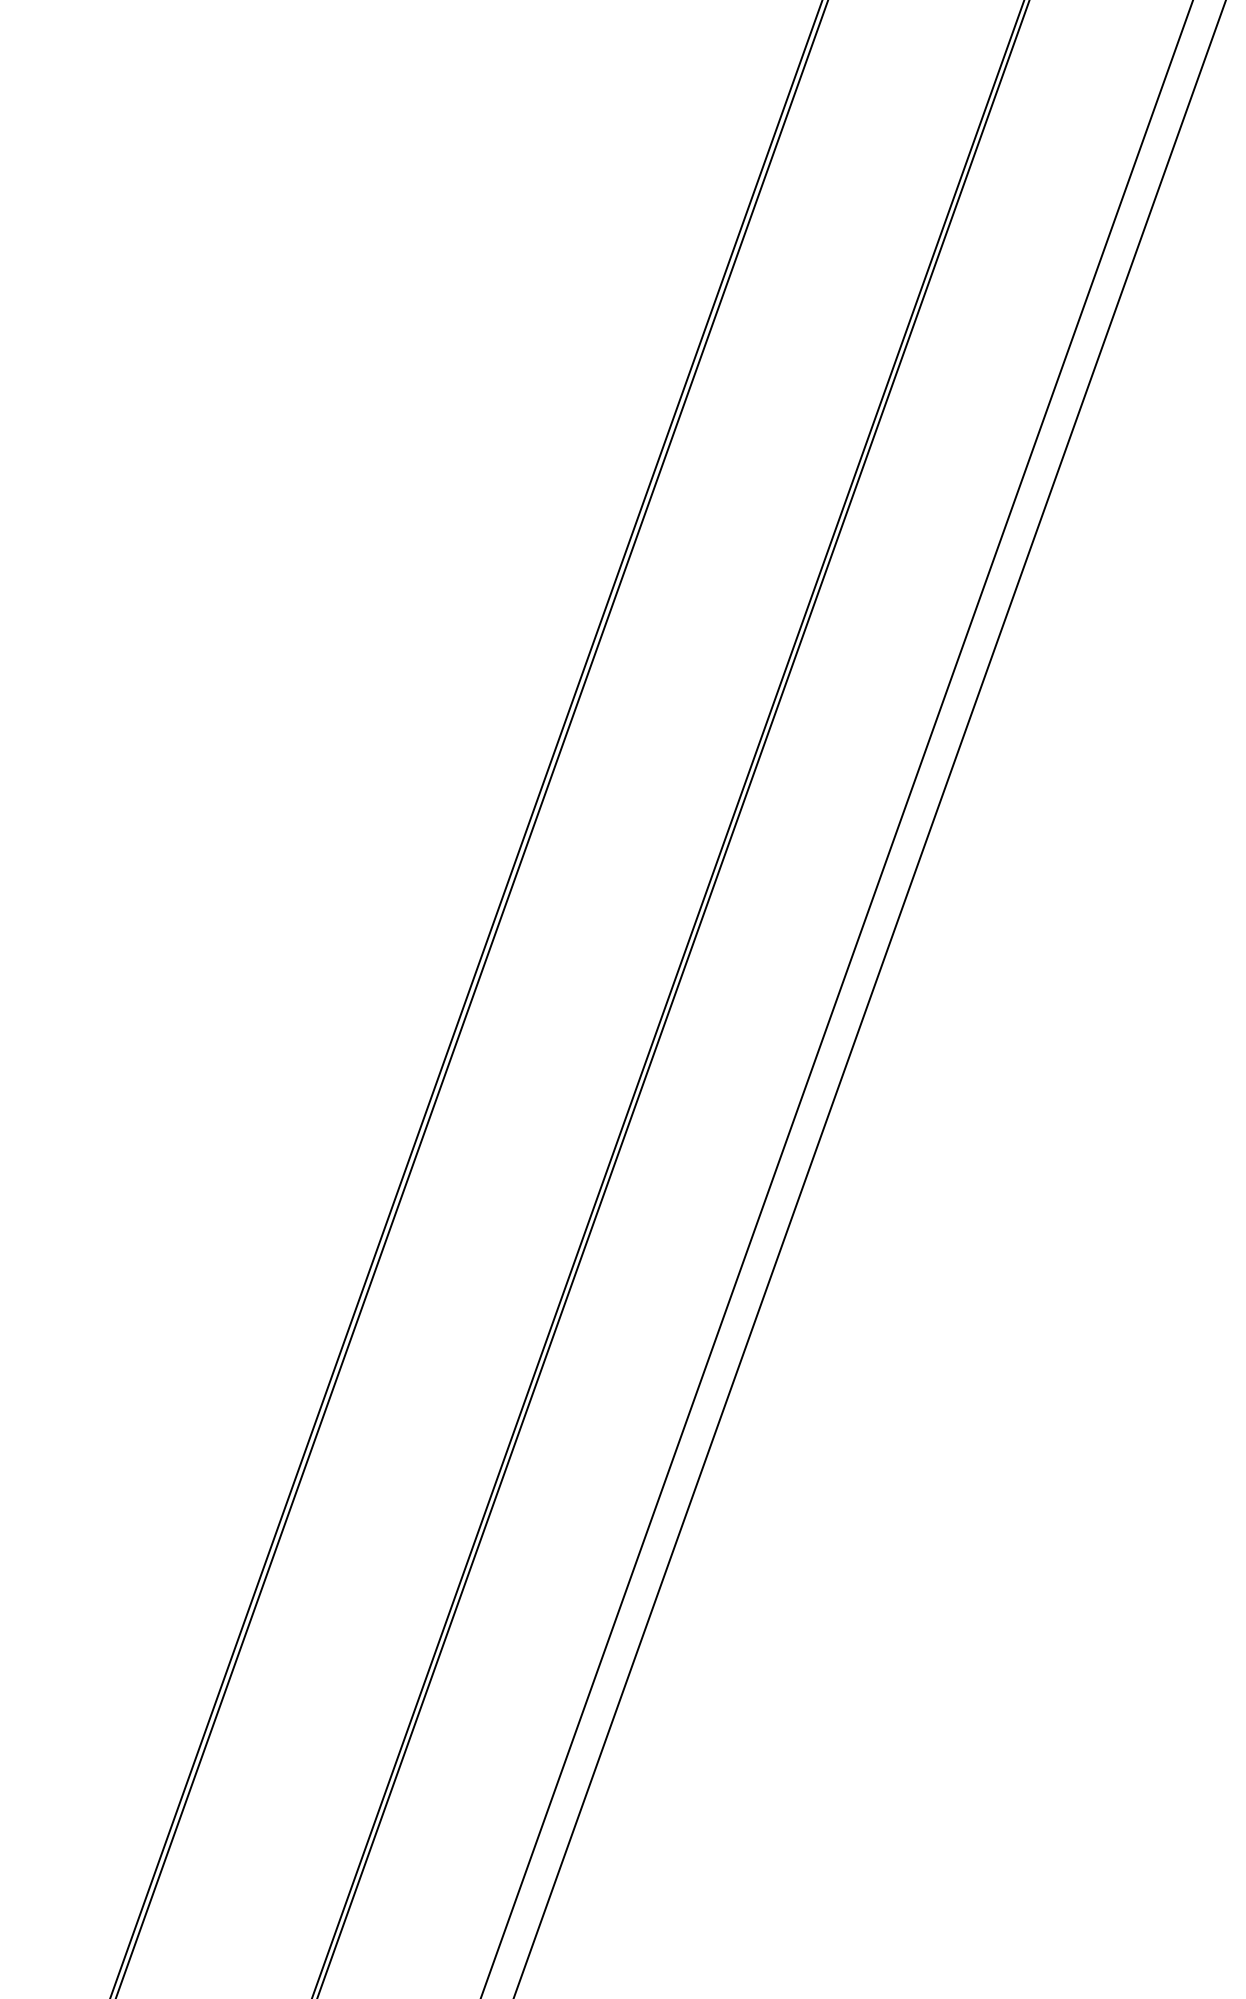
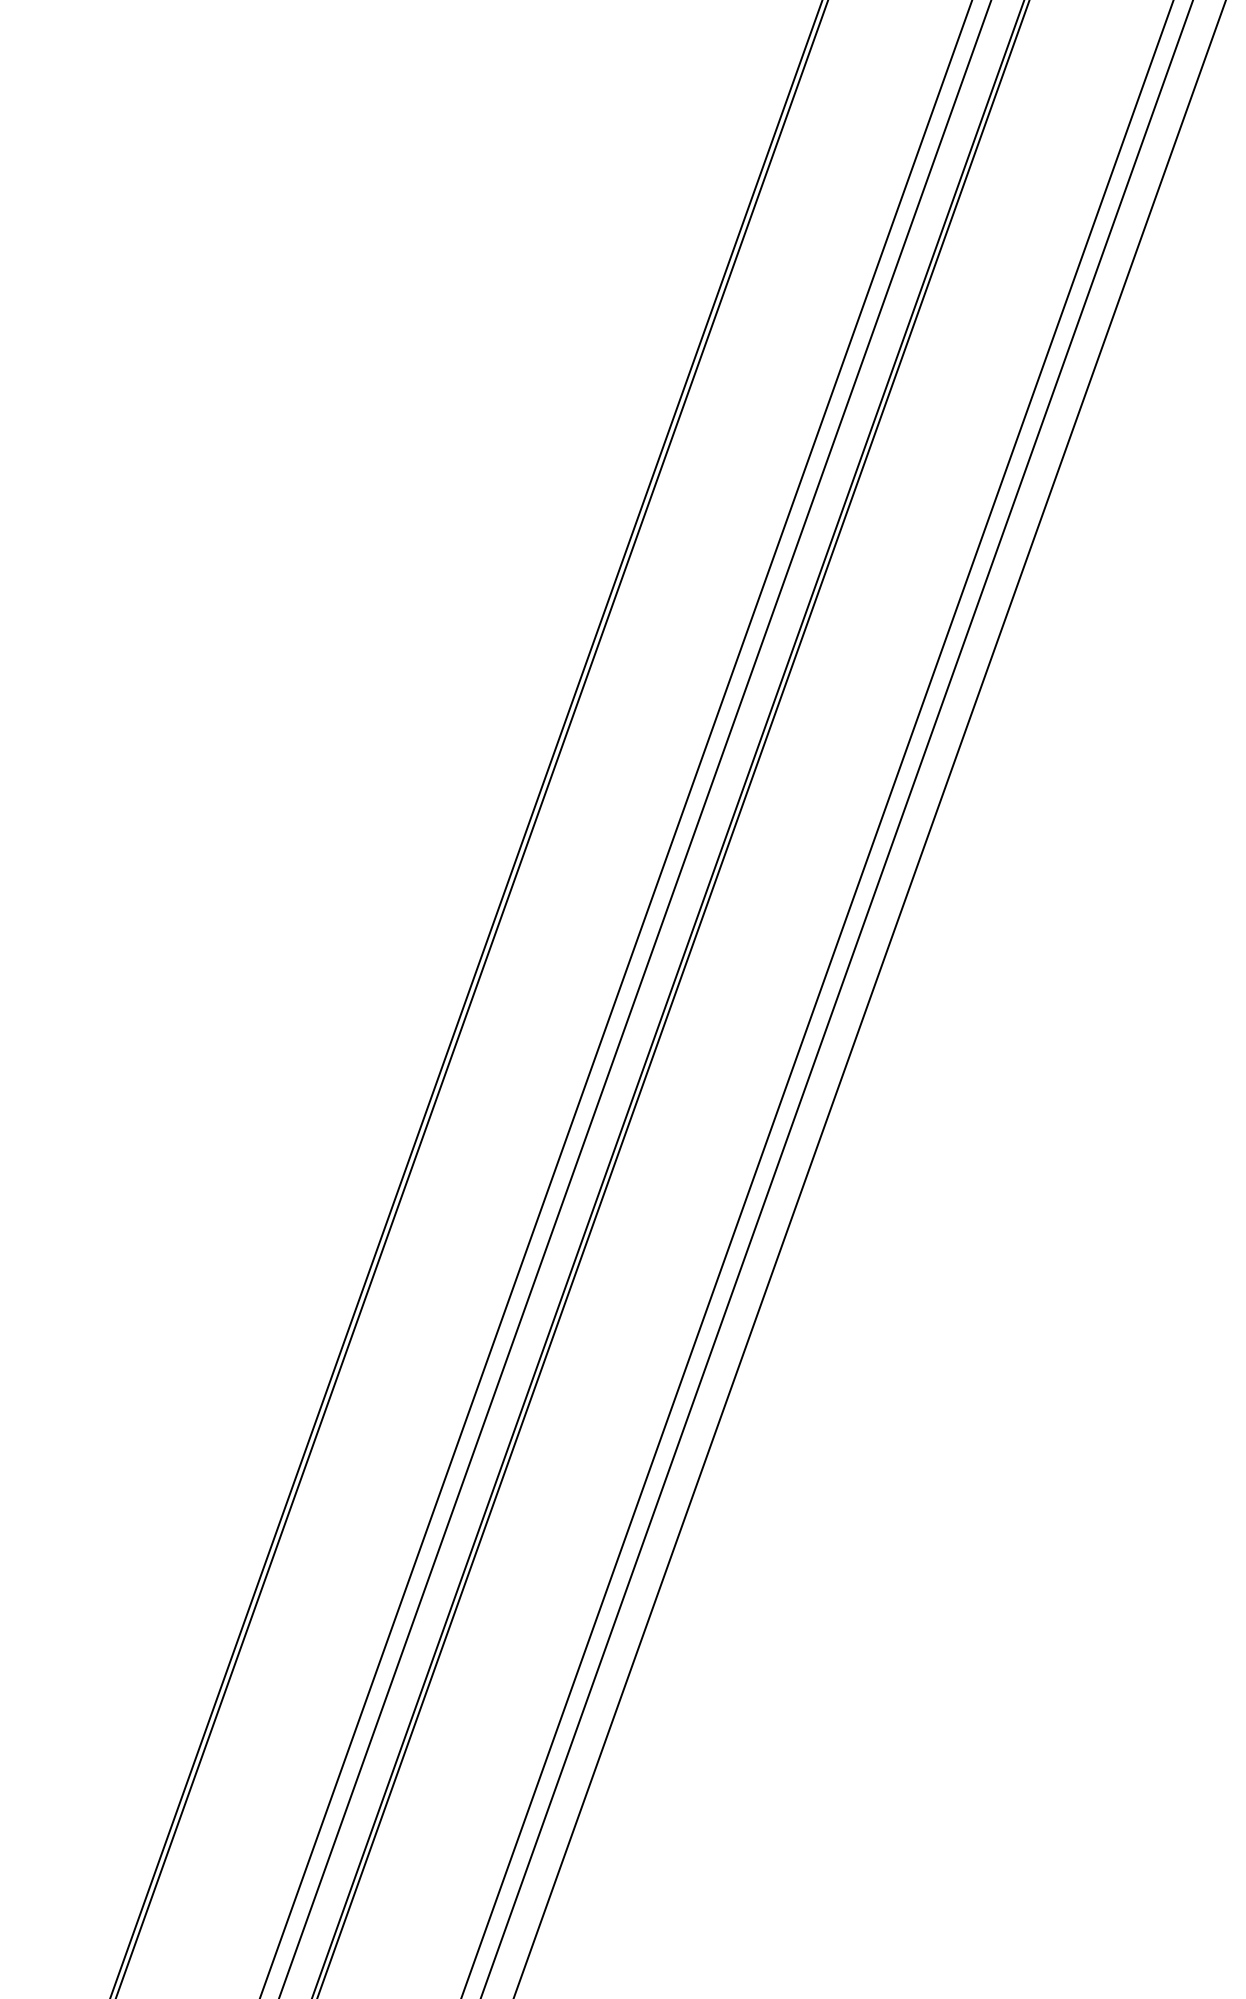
line: none -> present (616, 998)
line: none -> present (634, 998)
line: none -> present (817, 998)
